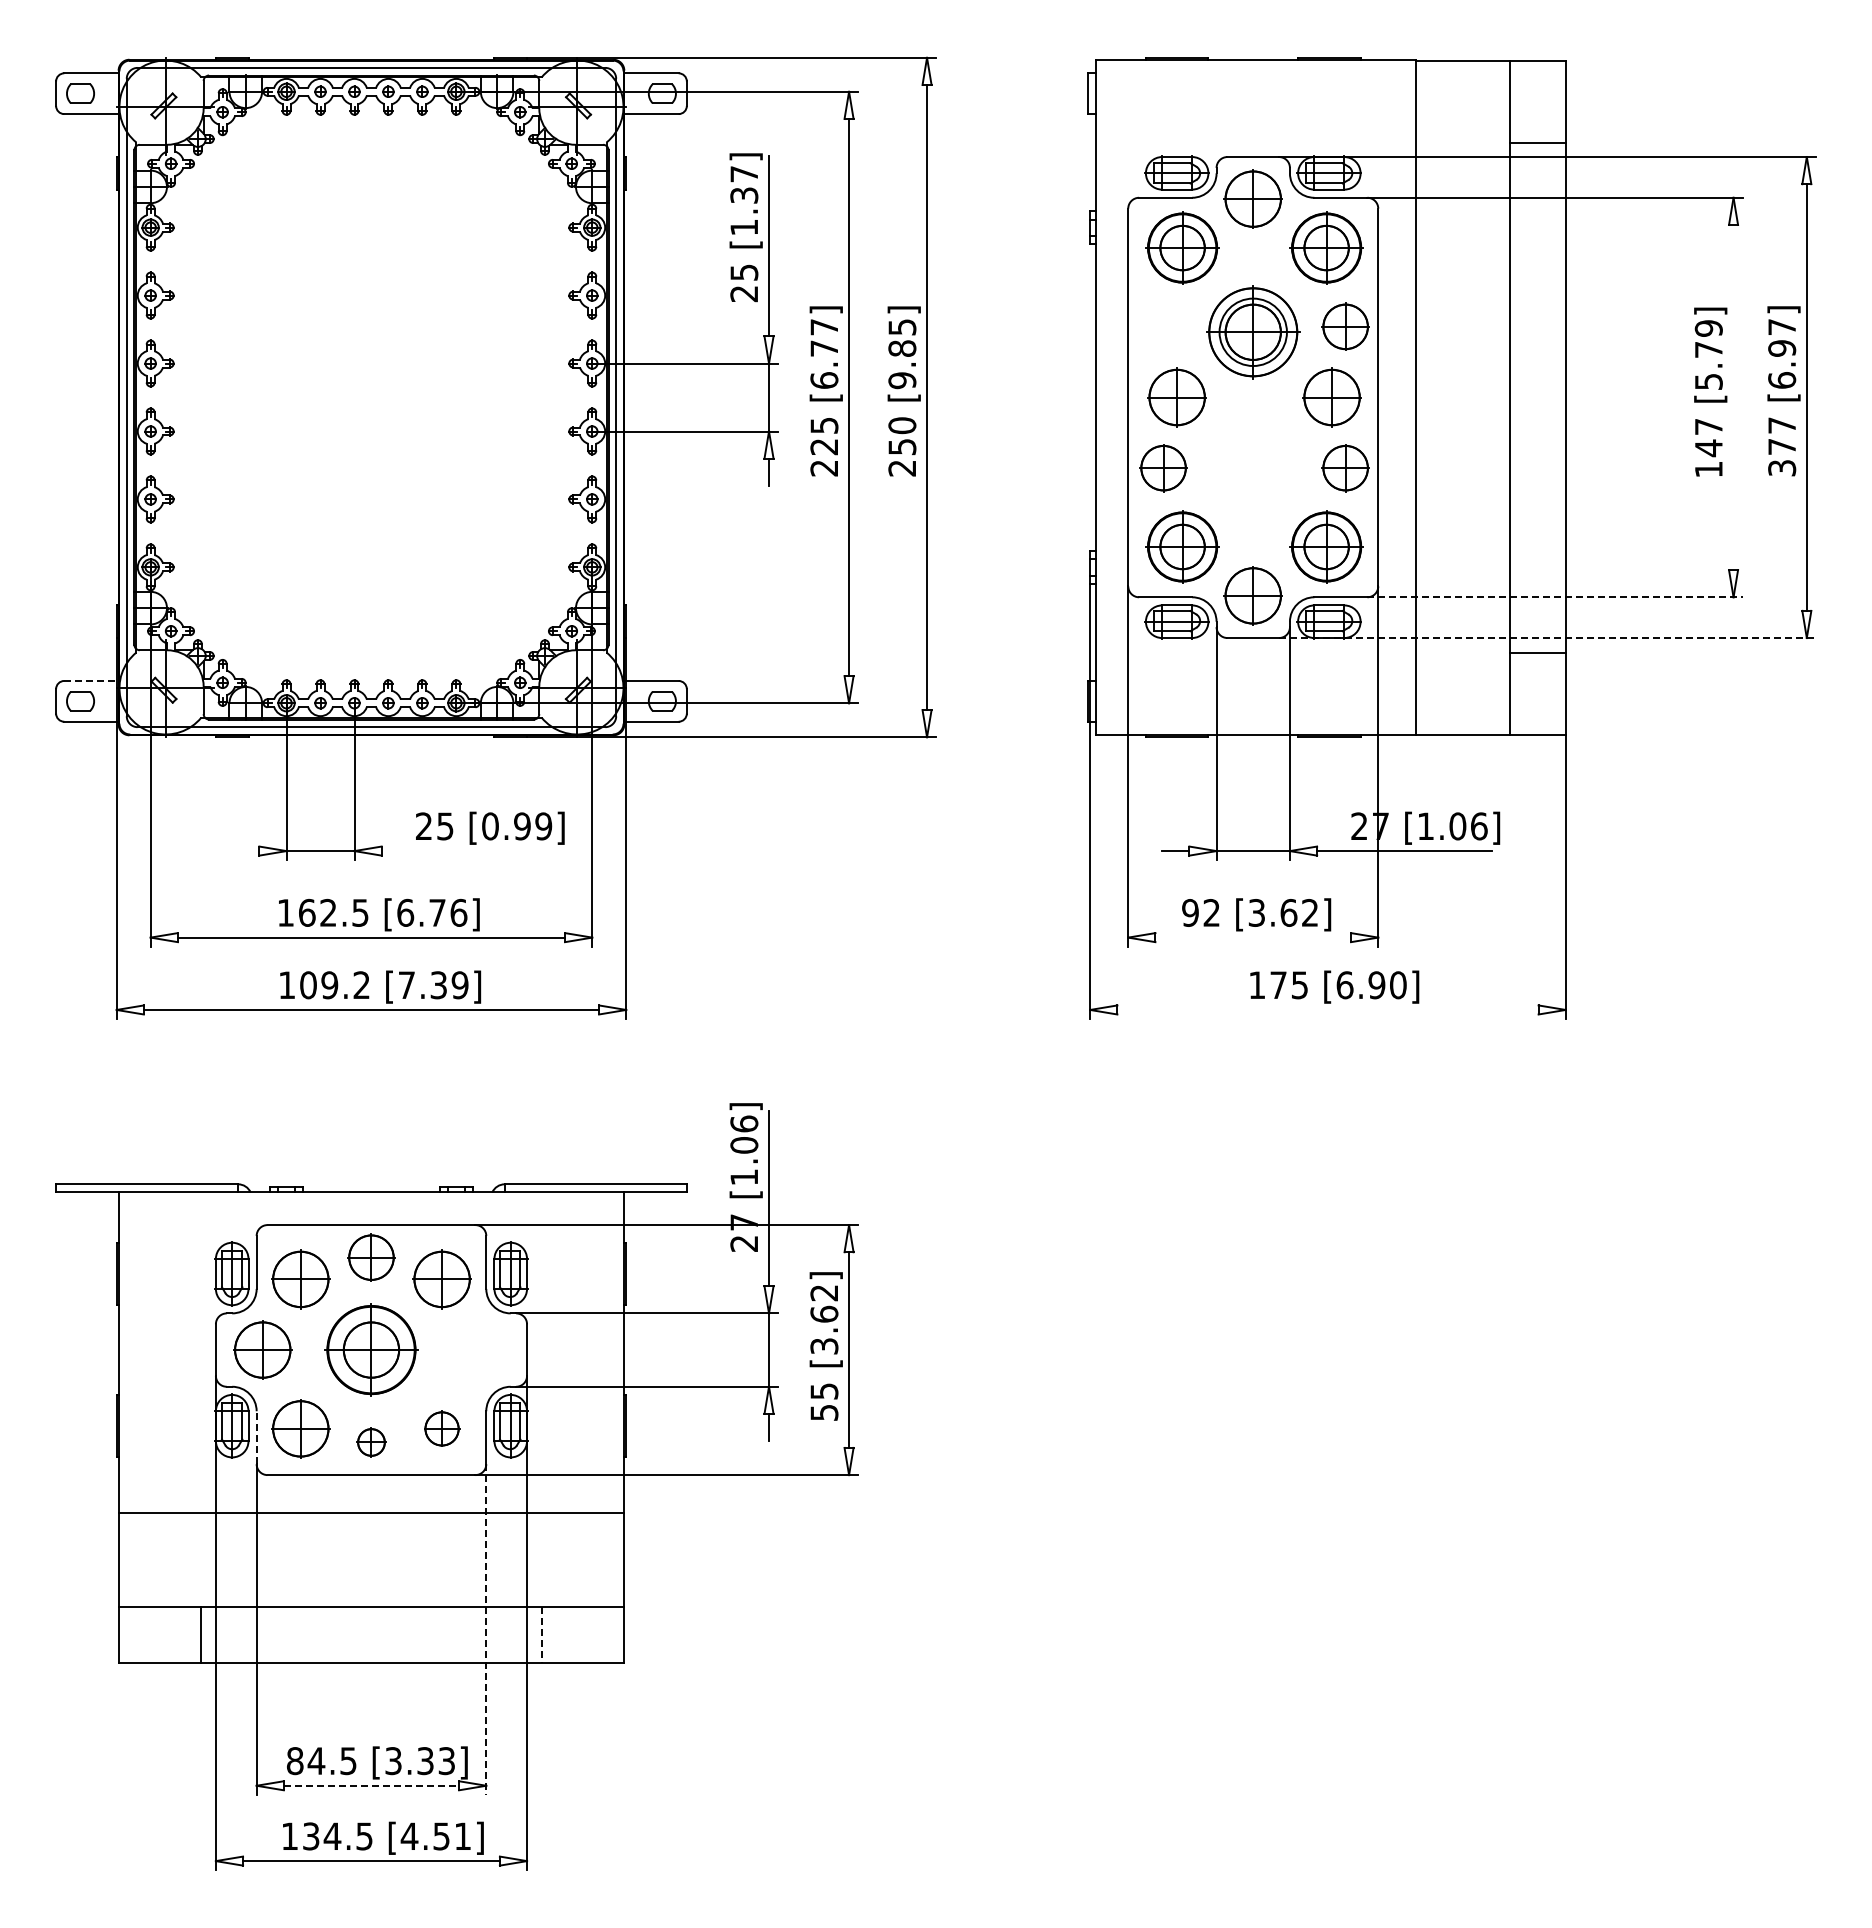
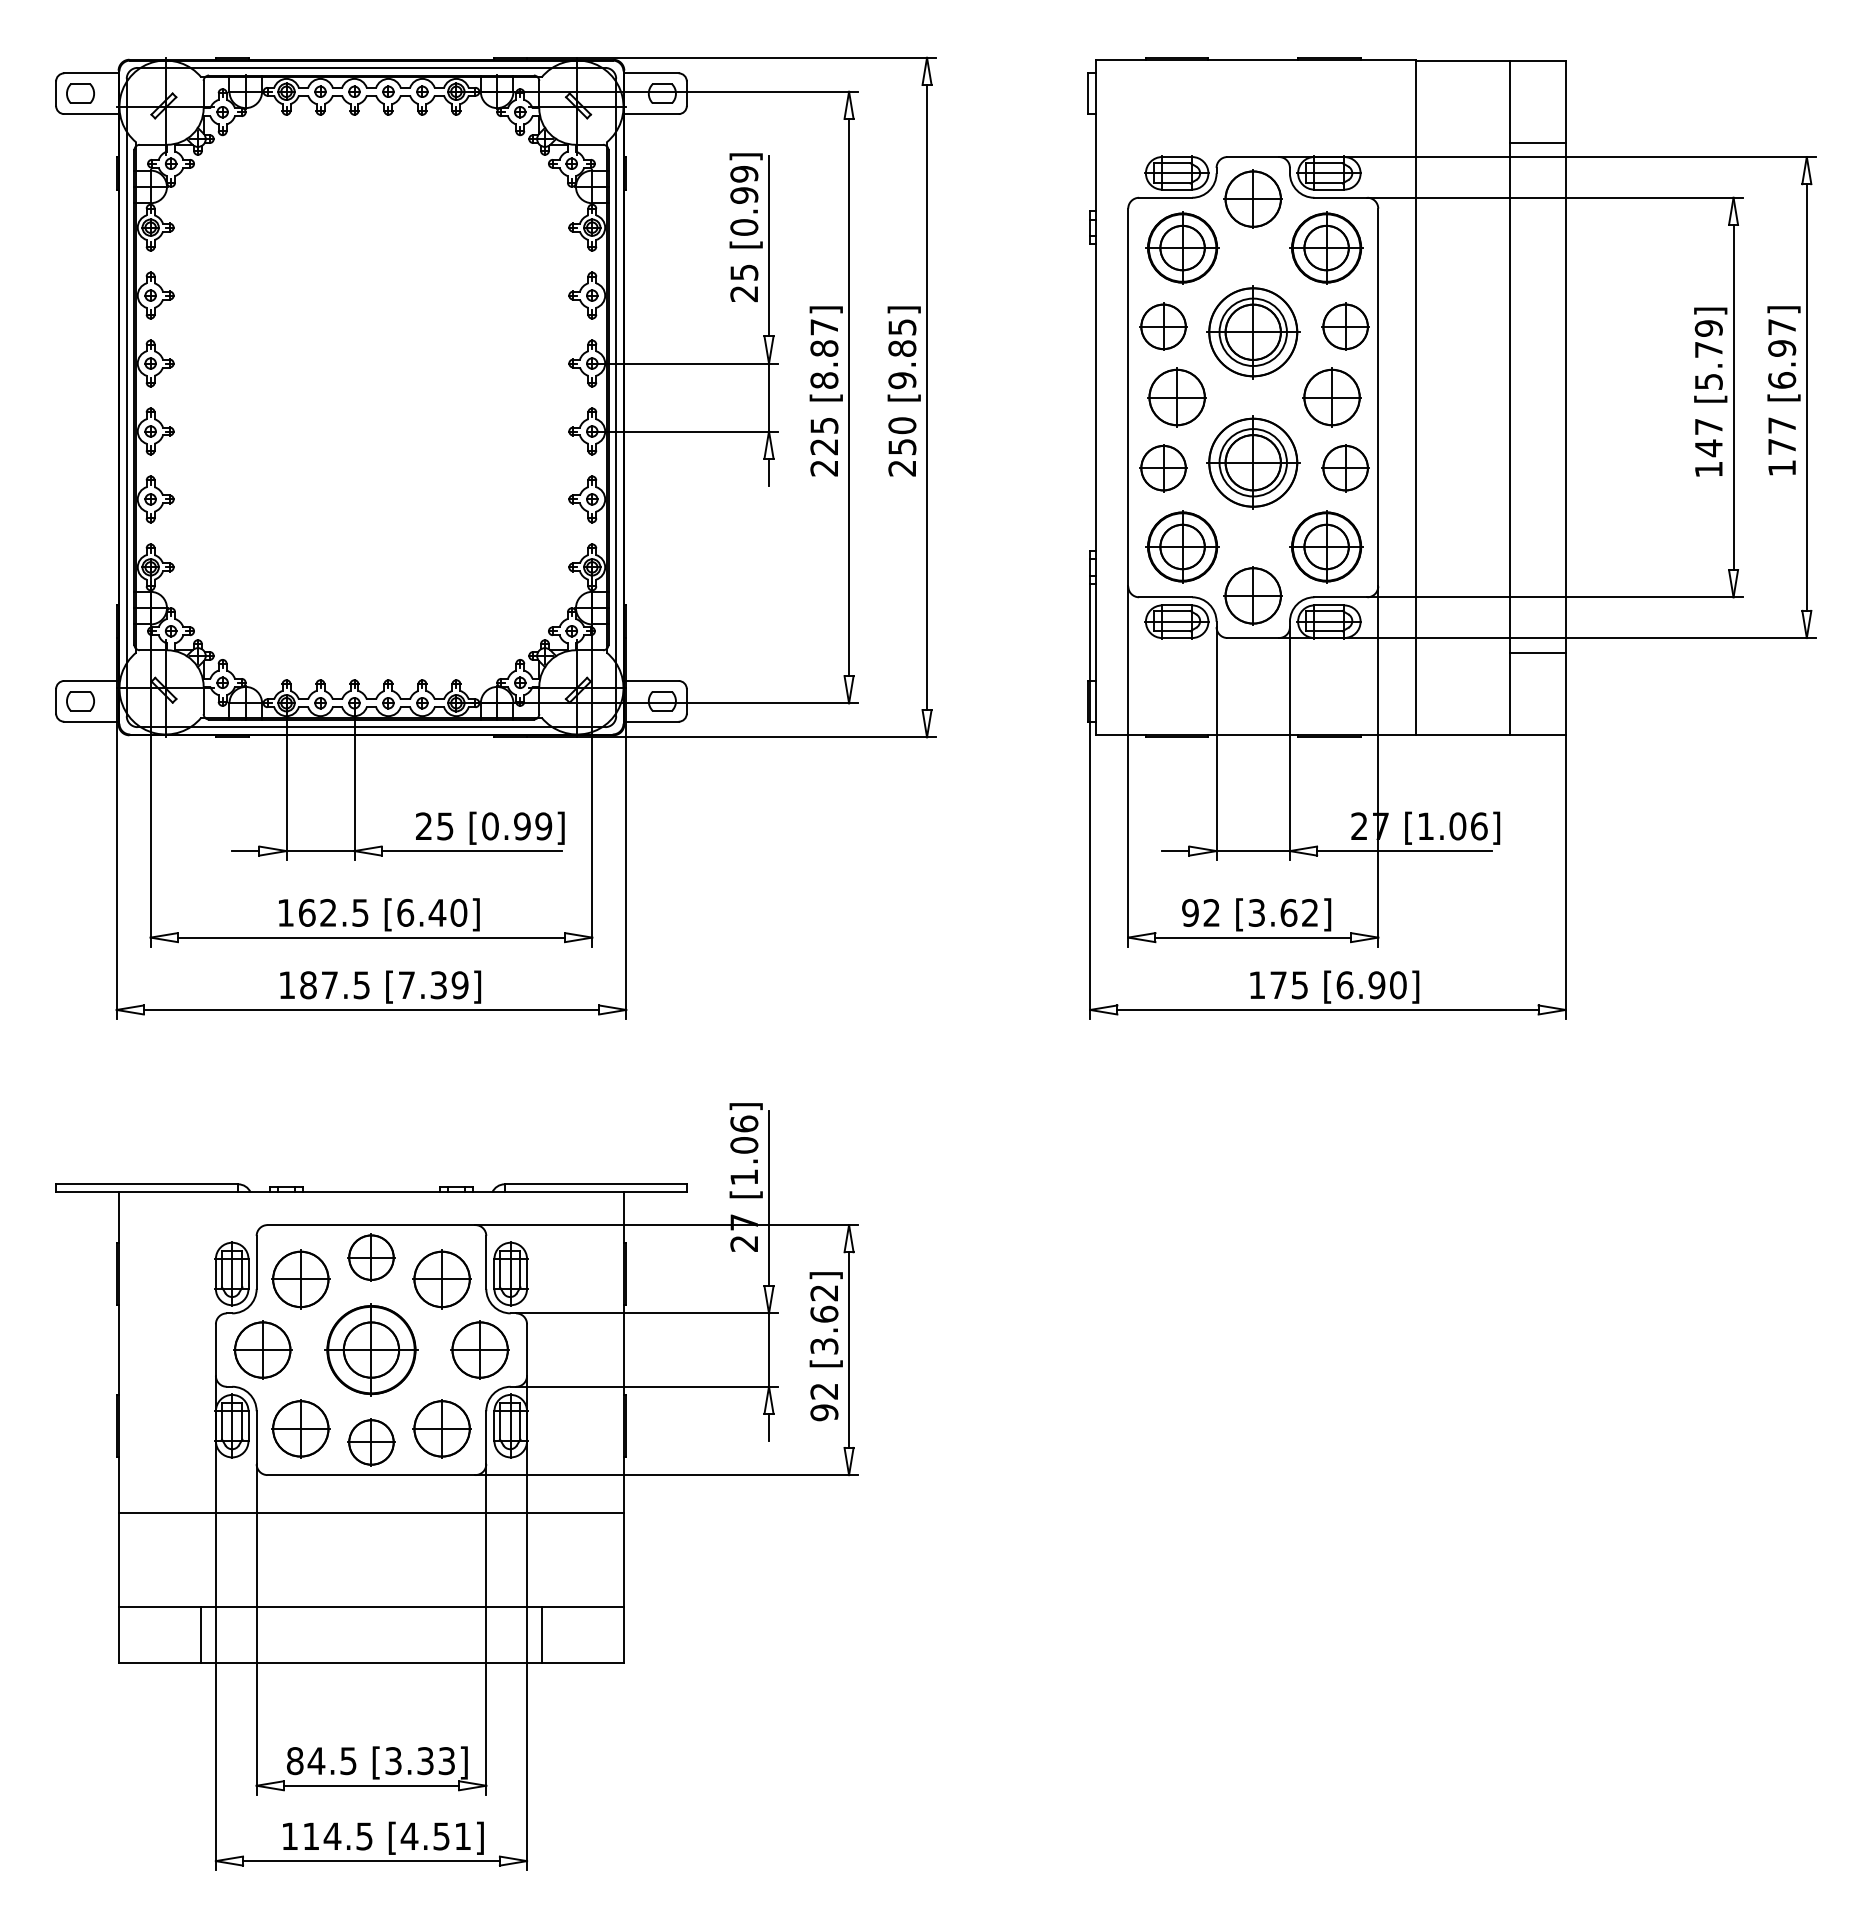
text: [1.37] -> [0.99] (744, 200)
part: none -> present (1163, 326)
text: [6.77] -> [8.87] (824, 364)
line: none -> present (1733, 397)
part: none -> present (1253, 462)
text: 377 -> 177 (1782, 468)
line: dashed -> solid (1555, 597)
line: dashed -> solid (1547, 638)
line: dashed -> solid (91, 680)
line: none -> present (245, 851)
line: none -> present (471, 851)
text: [6.76] -> [6.40] (447, 912)
line: none -> present (1253, 937)
text: 109.2 -> 187.5 (334, 985)
line: none -> present (1327, 1009)
part: none -> present (479, 1349)
text: 55 -> 92 (824, 1402)
part size: 37x37 px -> 60x60 px (441, 1428)
line: dashed -> solid (256, 1437)
part size: 31x31 px -> 49x49 px (371, 1442)
line: dashed -> solid (486, 1630)
line: dashed -> solid (541, 1634)
line: dashed -> solid (371, 1785)
text: 134.5 -> 114.5 (311, 1836)
